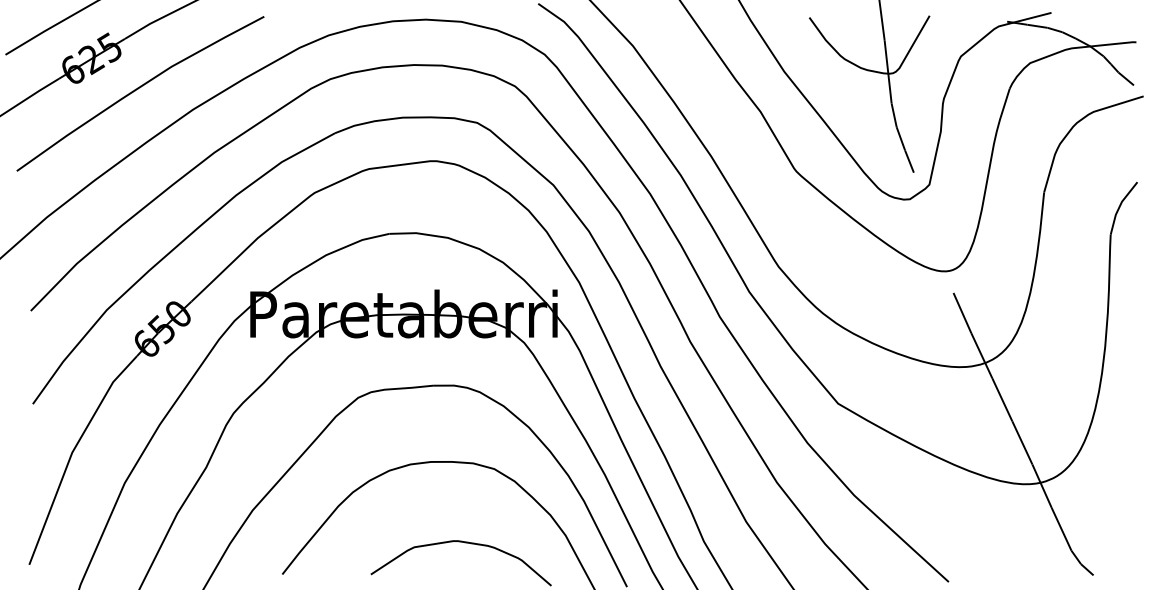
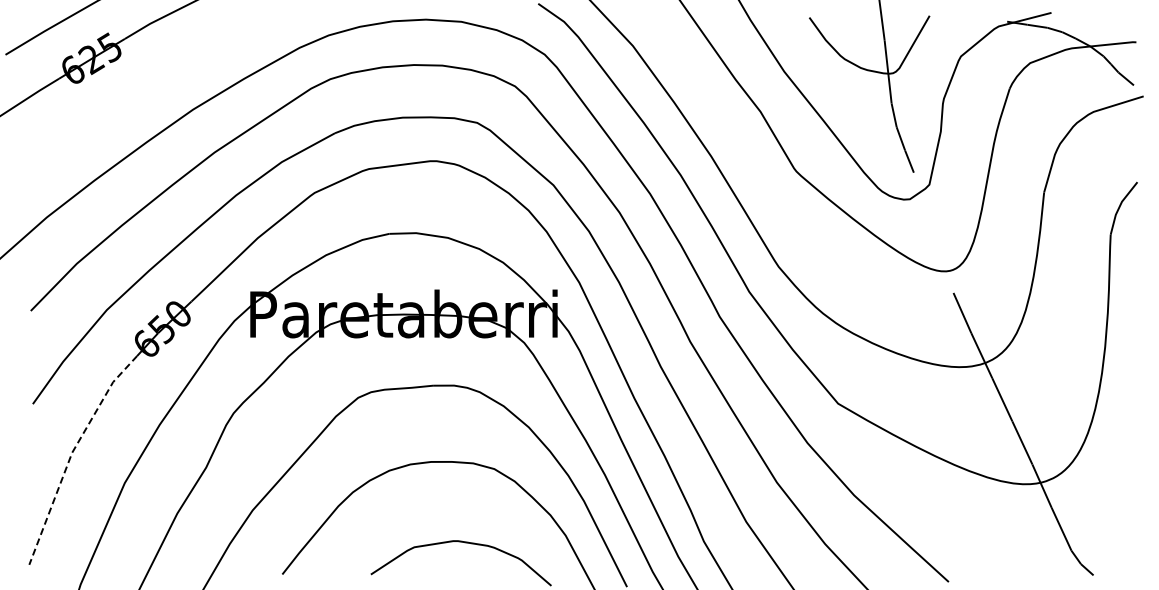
curve: present -> none (138, 89)
line: solid -> dashed (71, 453)
